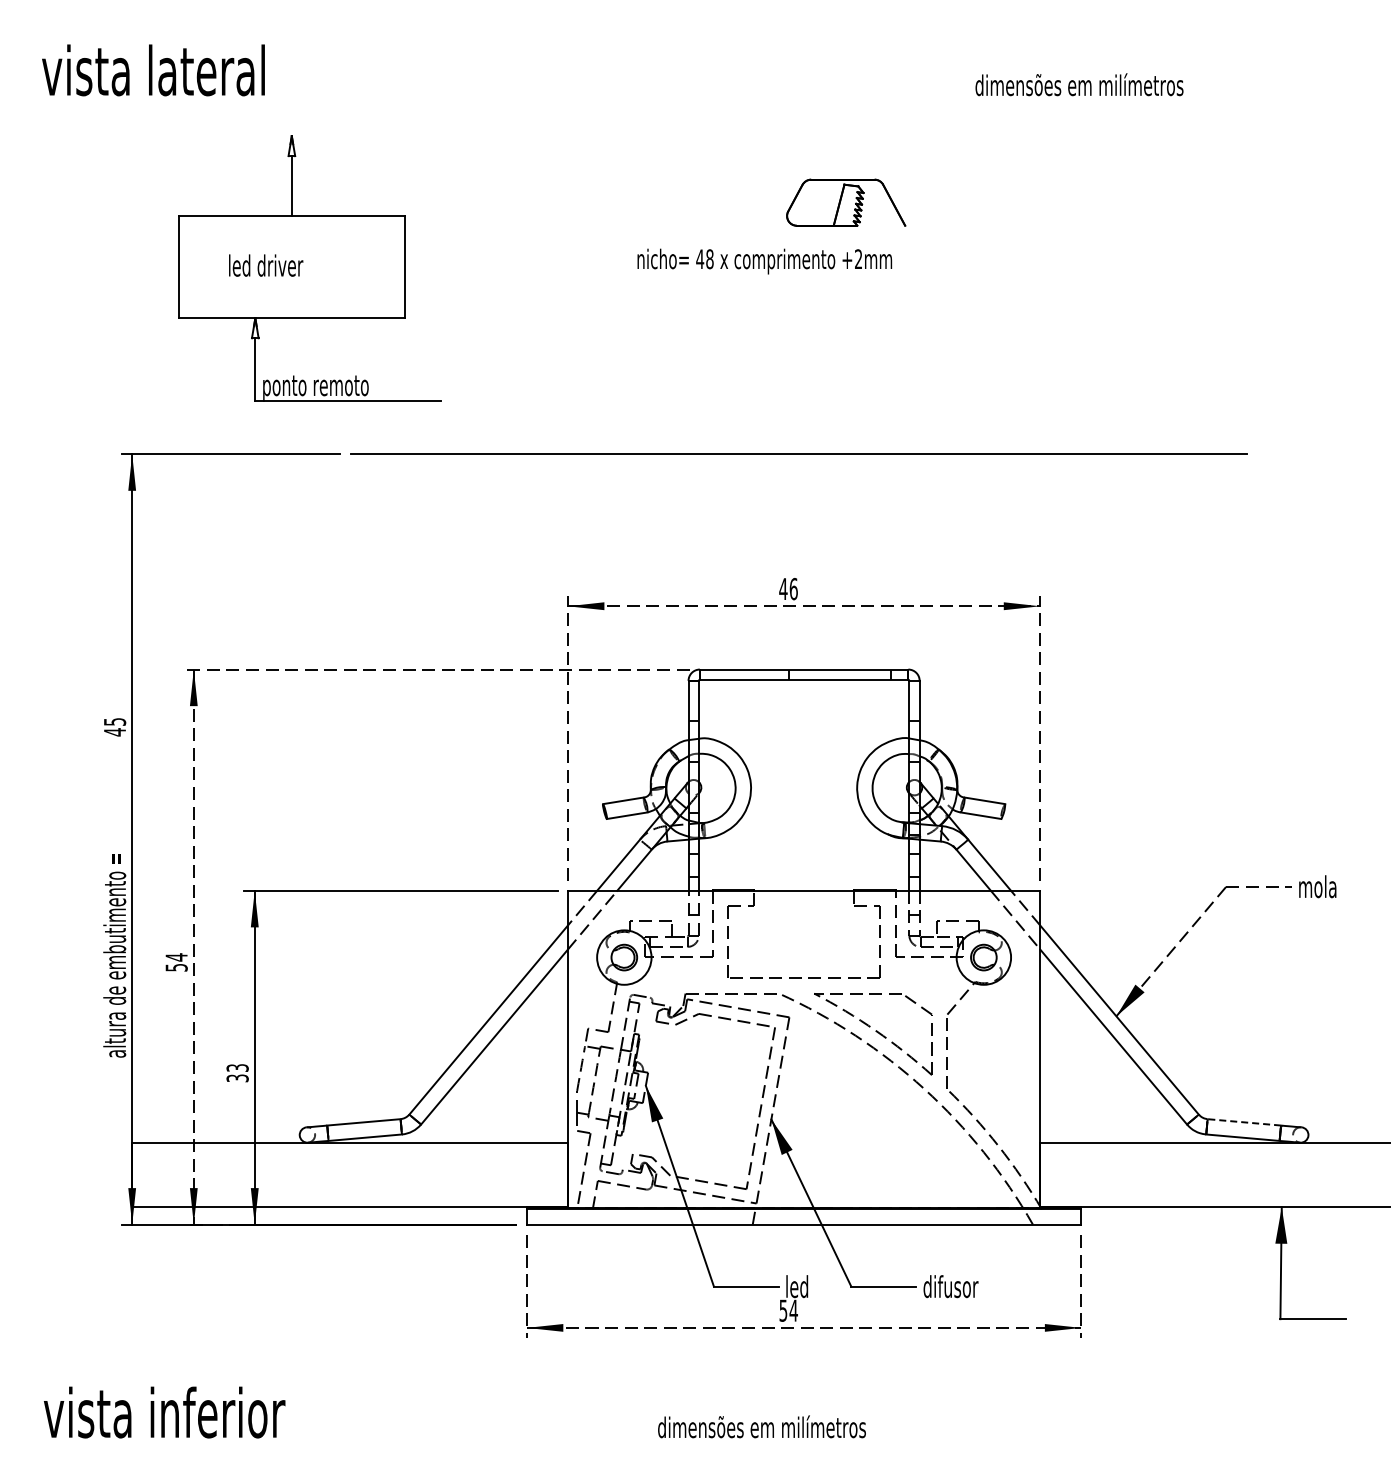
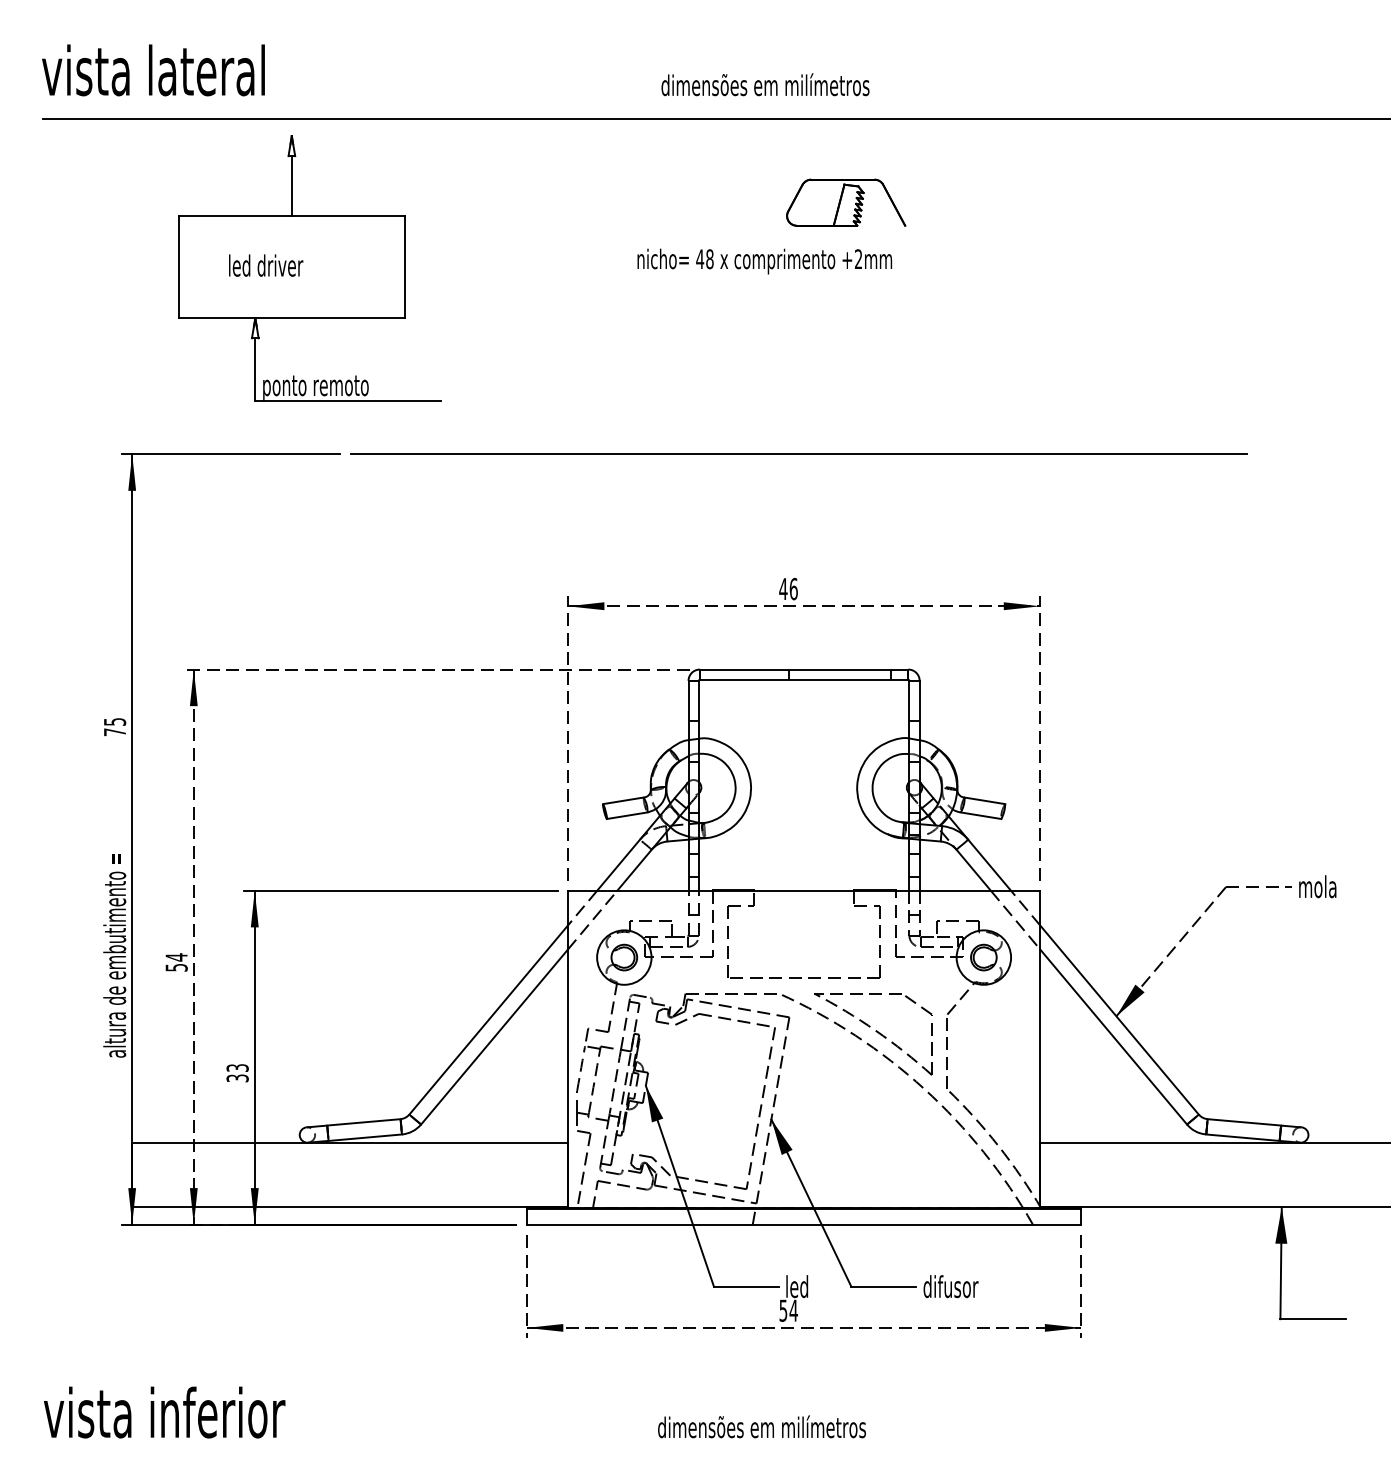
text position: (1079, 84) -> (765, 84) (765, 84)
line: none -> present (715, 118)
text: 45 -> 75 (114, 732)
line: dashed -> solid (1244, 1122)
